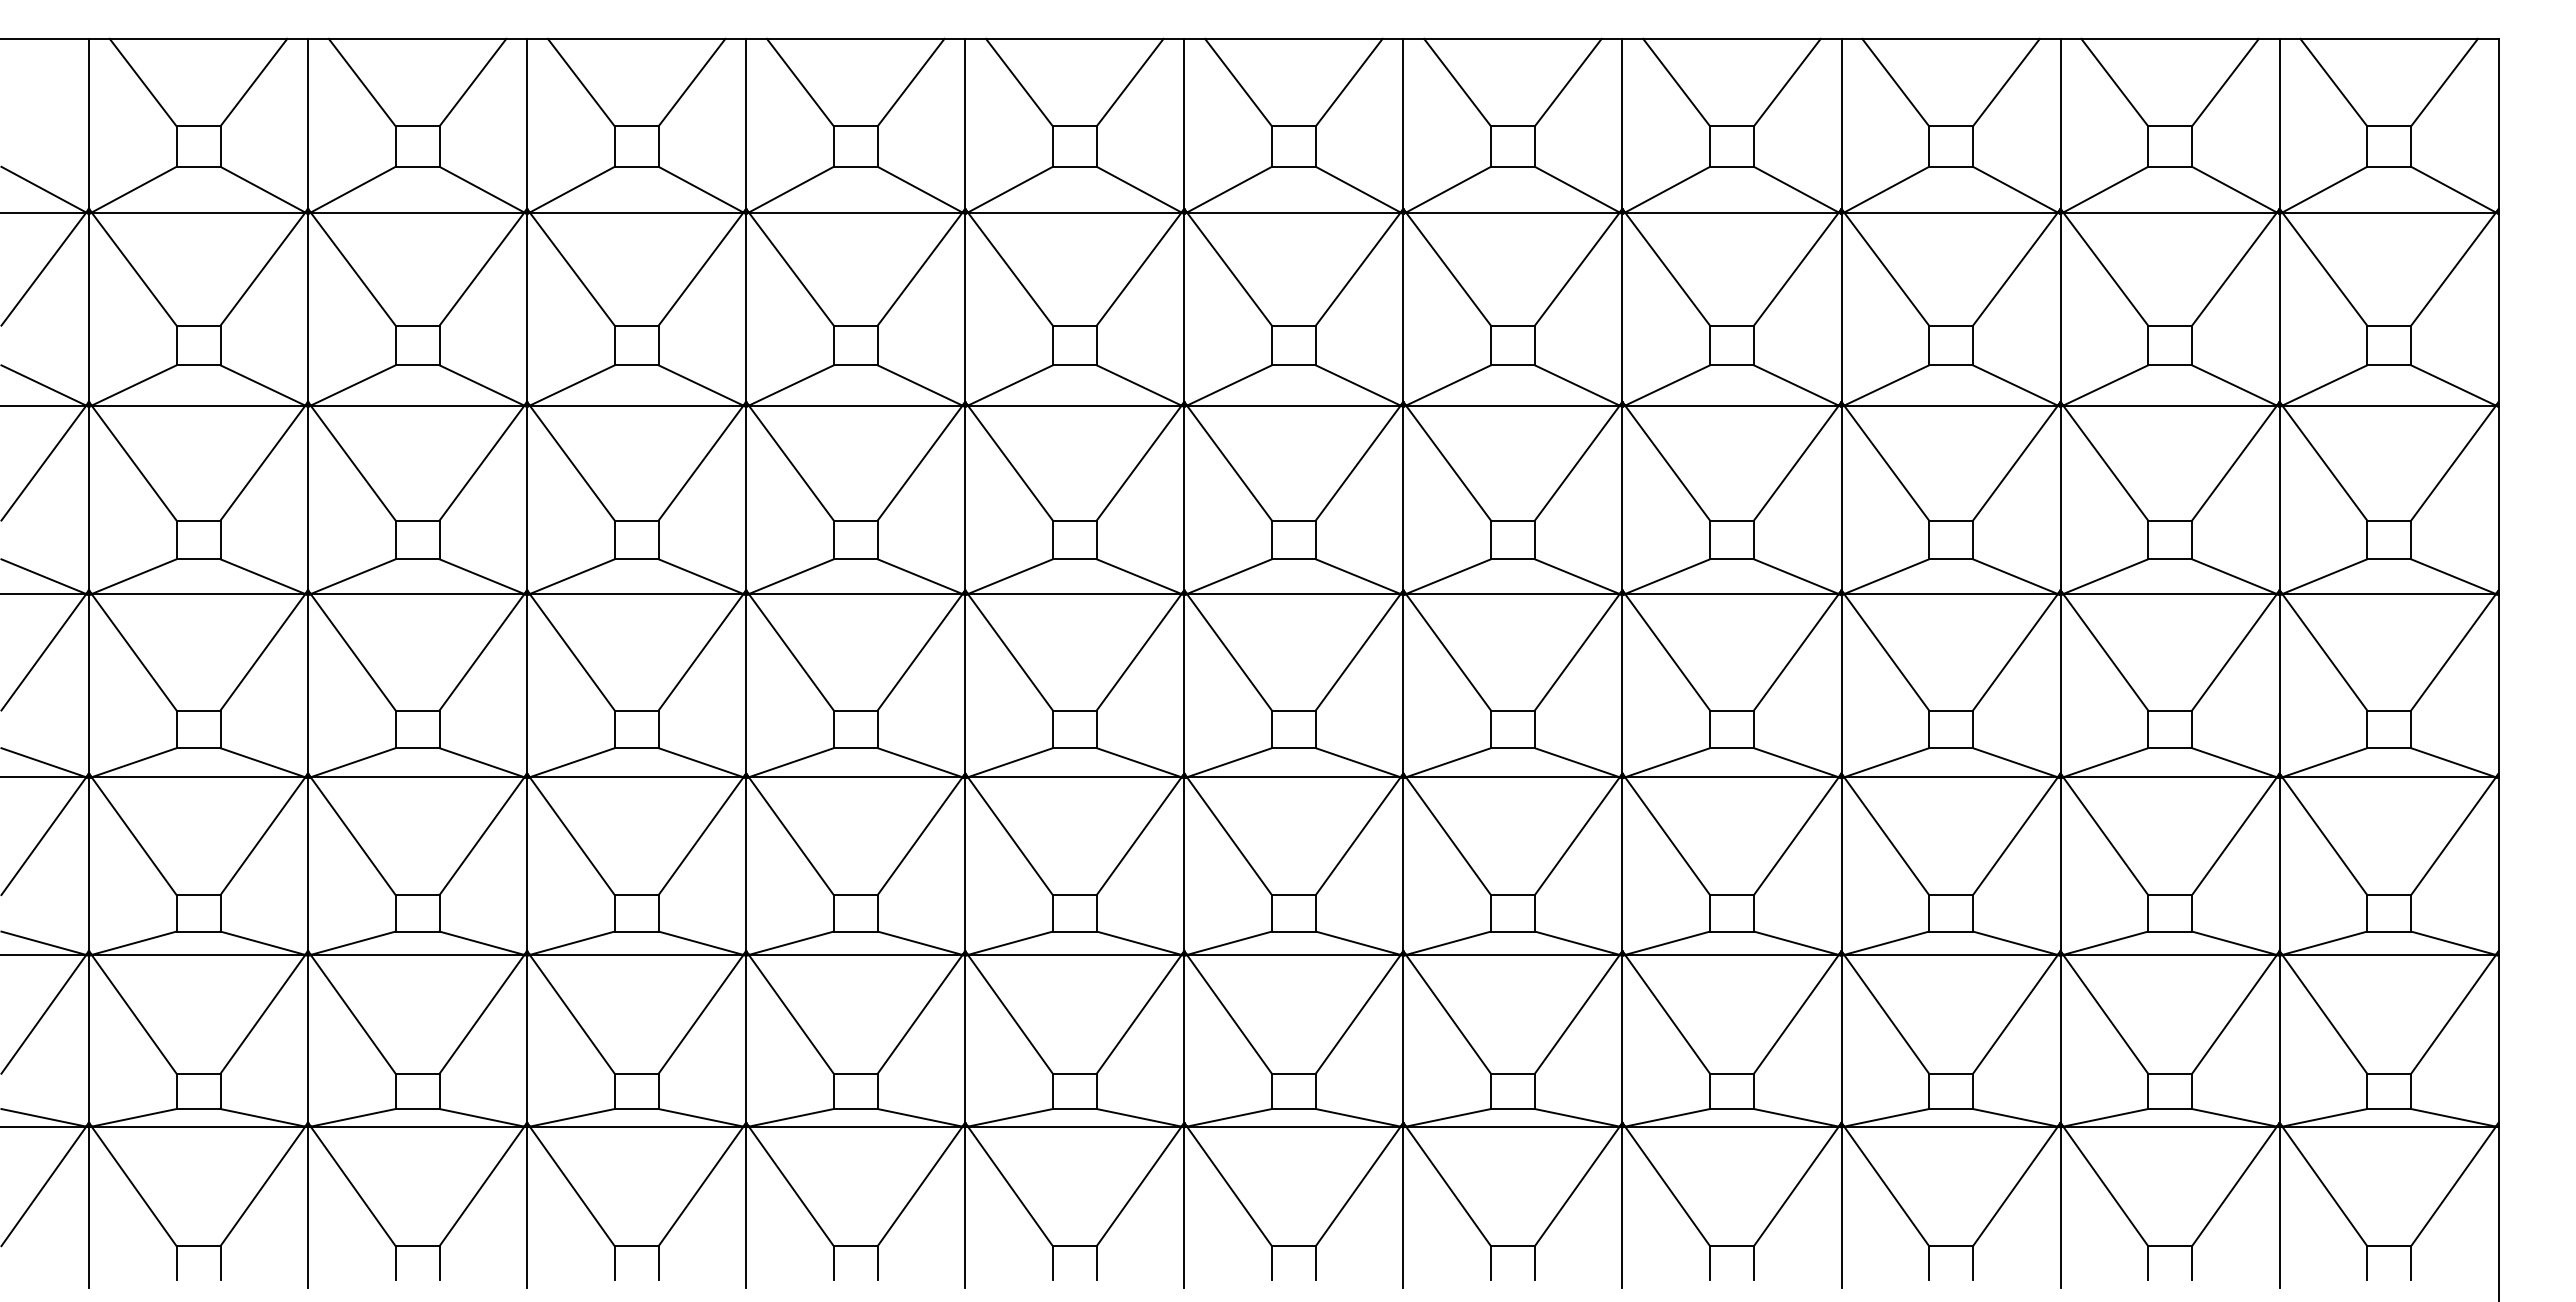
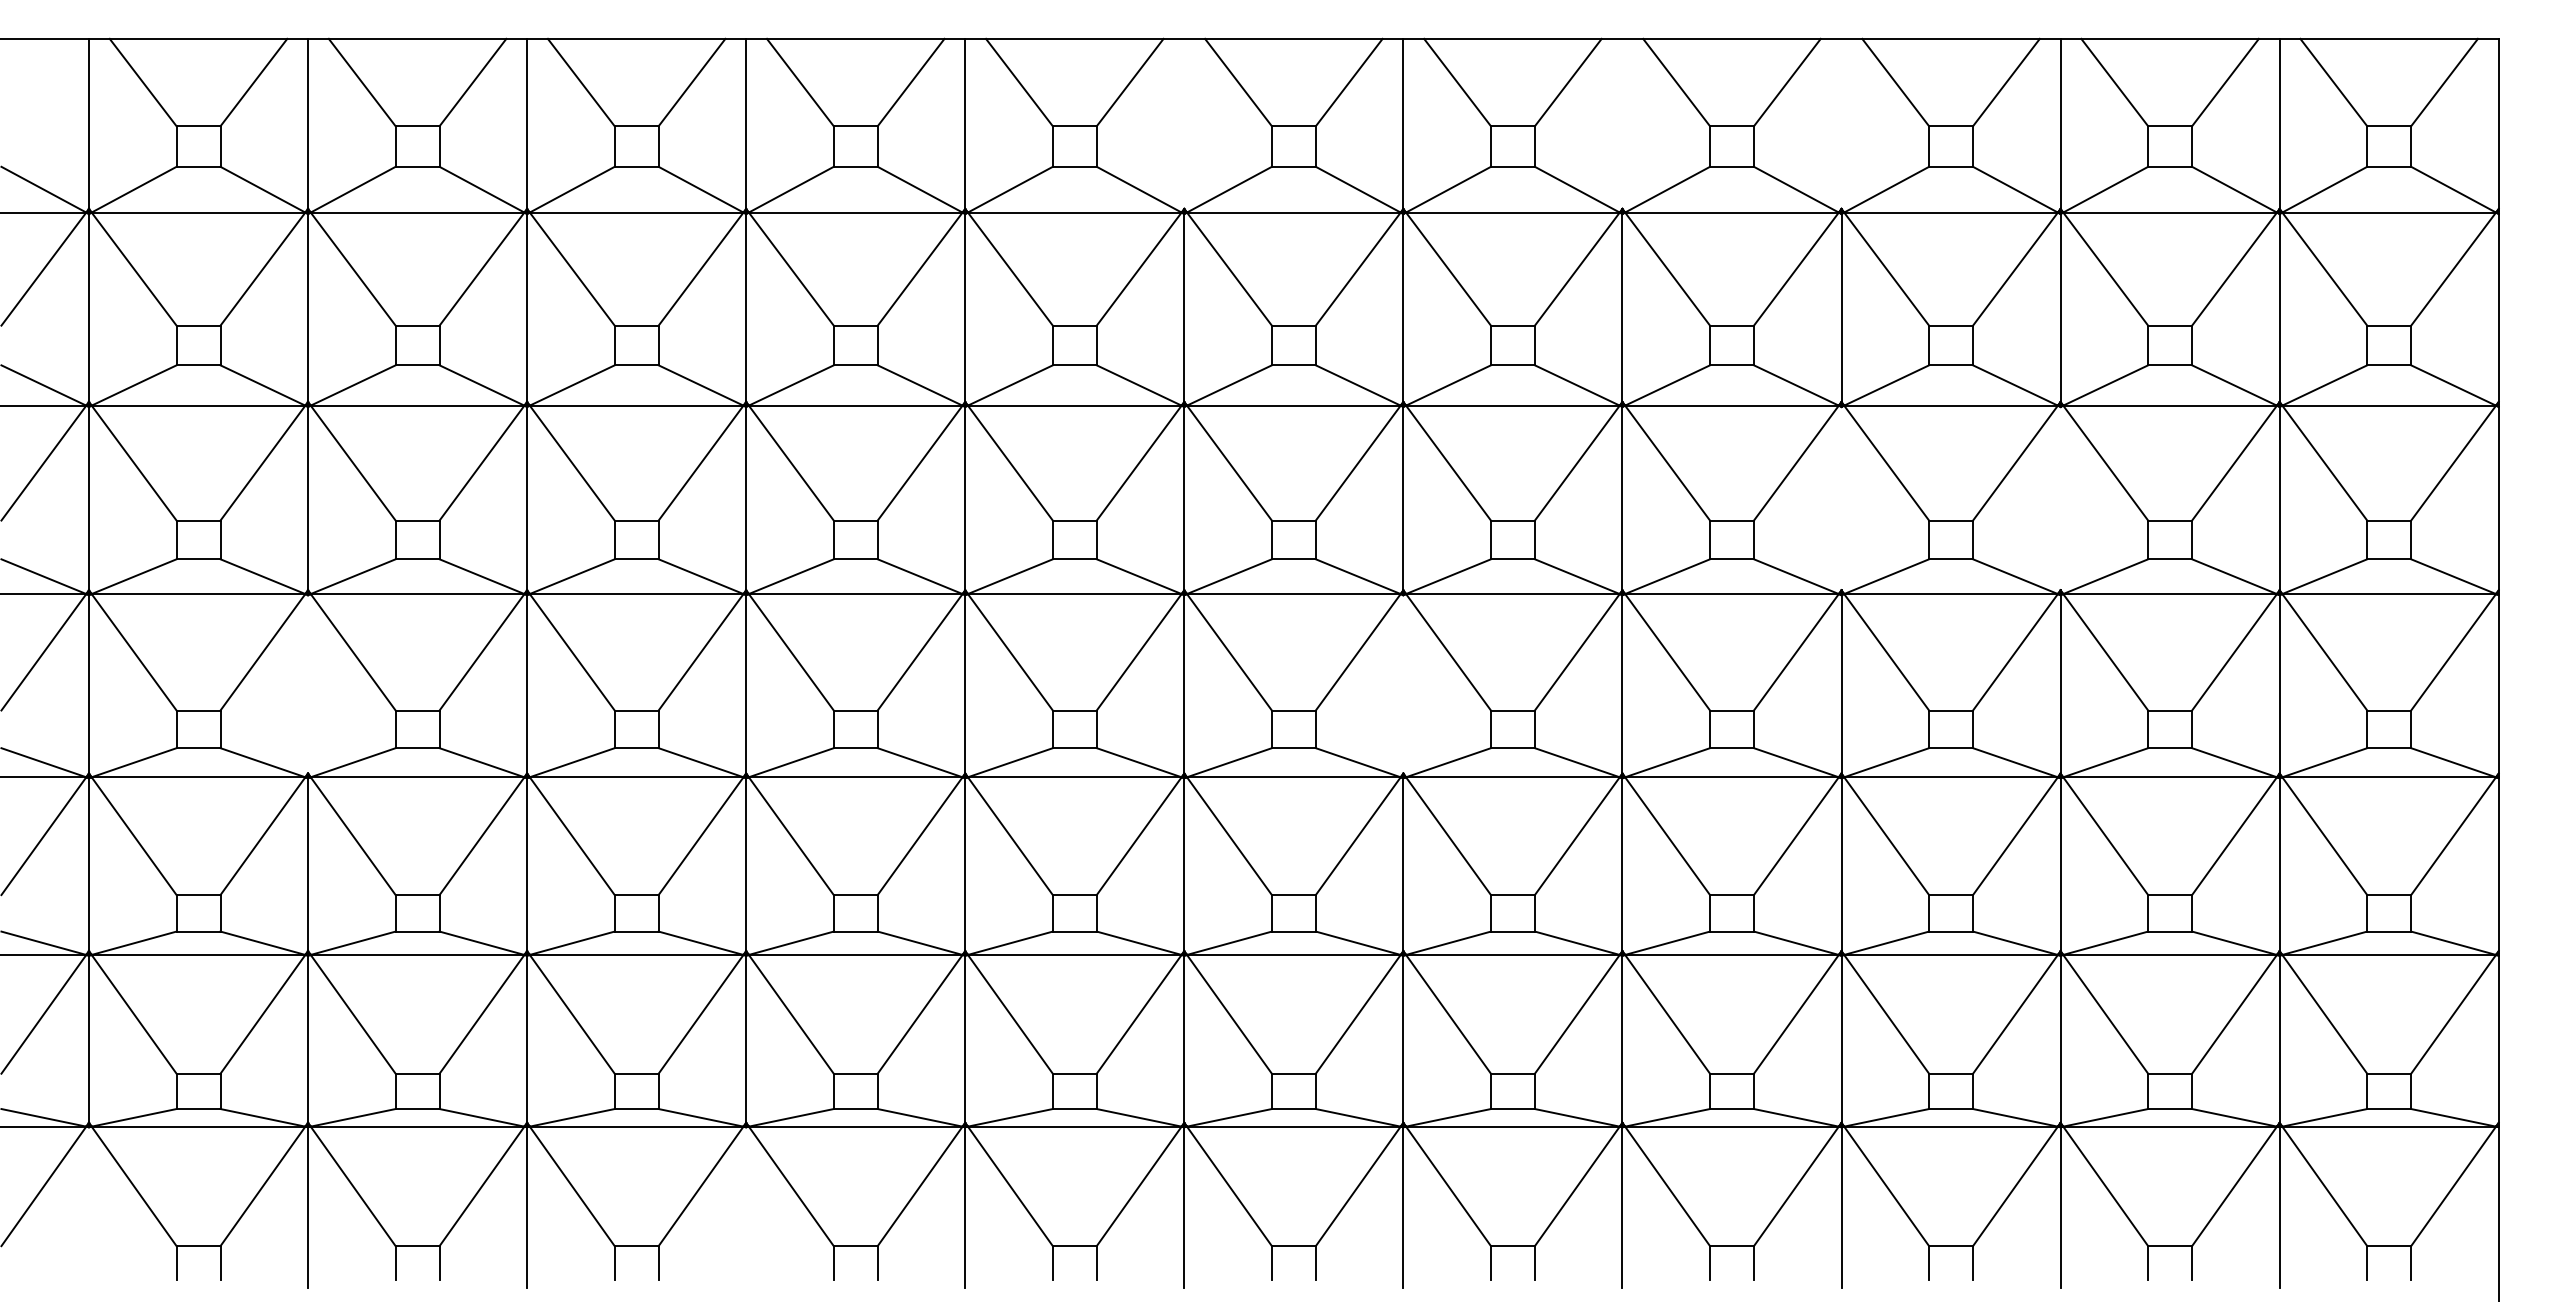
line: present -> none (1184, 123)
line: present -> none (1622, 123)
line: present -> none (1841, 123)
line: present -> none (1841, 498)
line: present -> none (2060, 498)
line: present -> none (308, 684)
line: present -> none (1403, 684)
line: present -> none (88, 1207)
line: present -> none (746, 1207)
